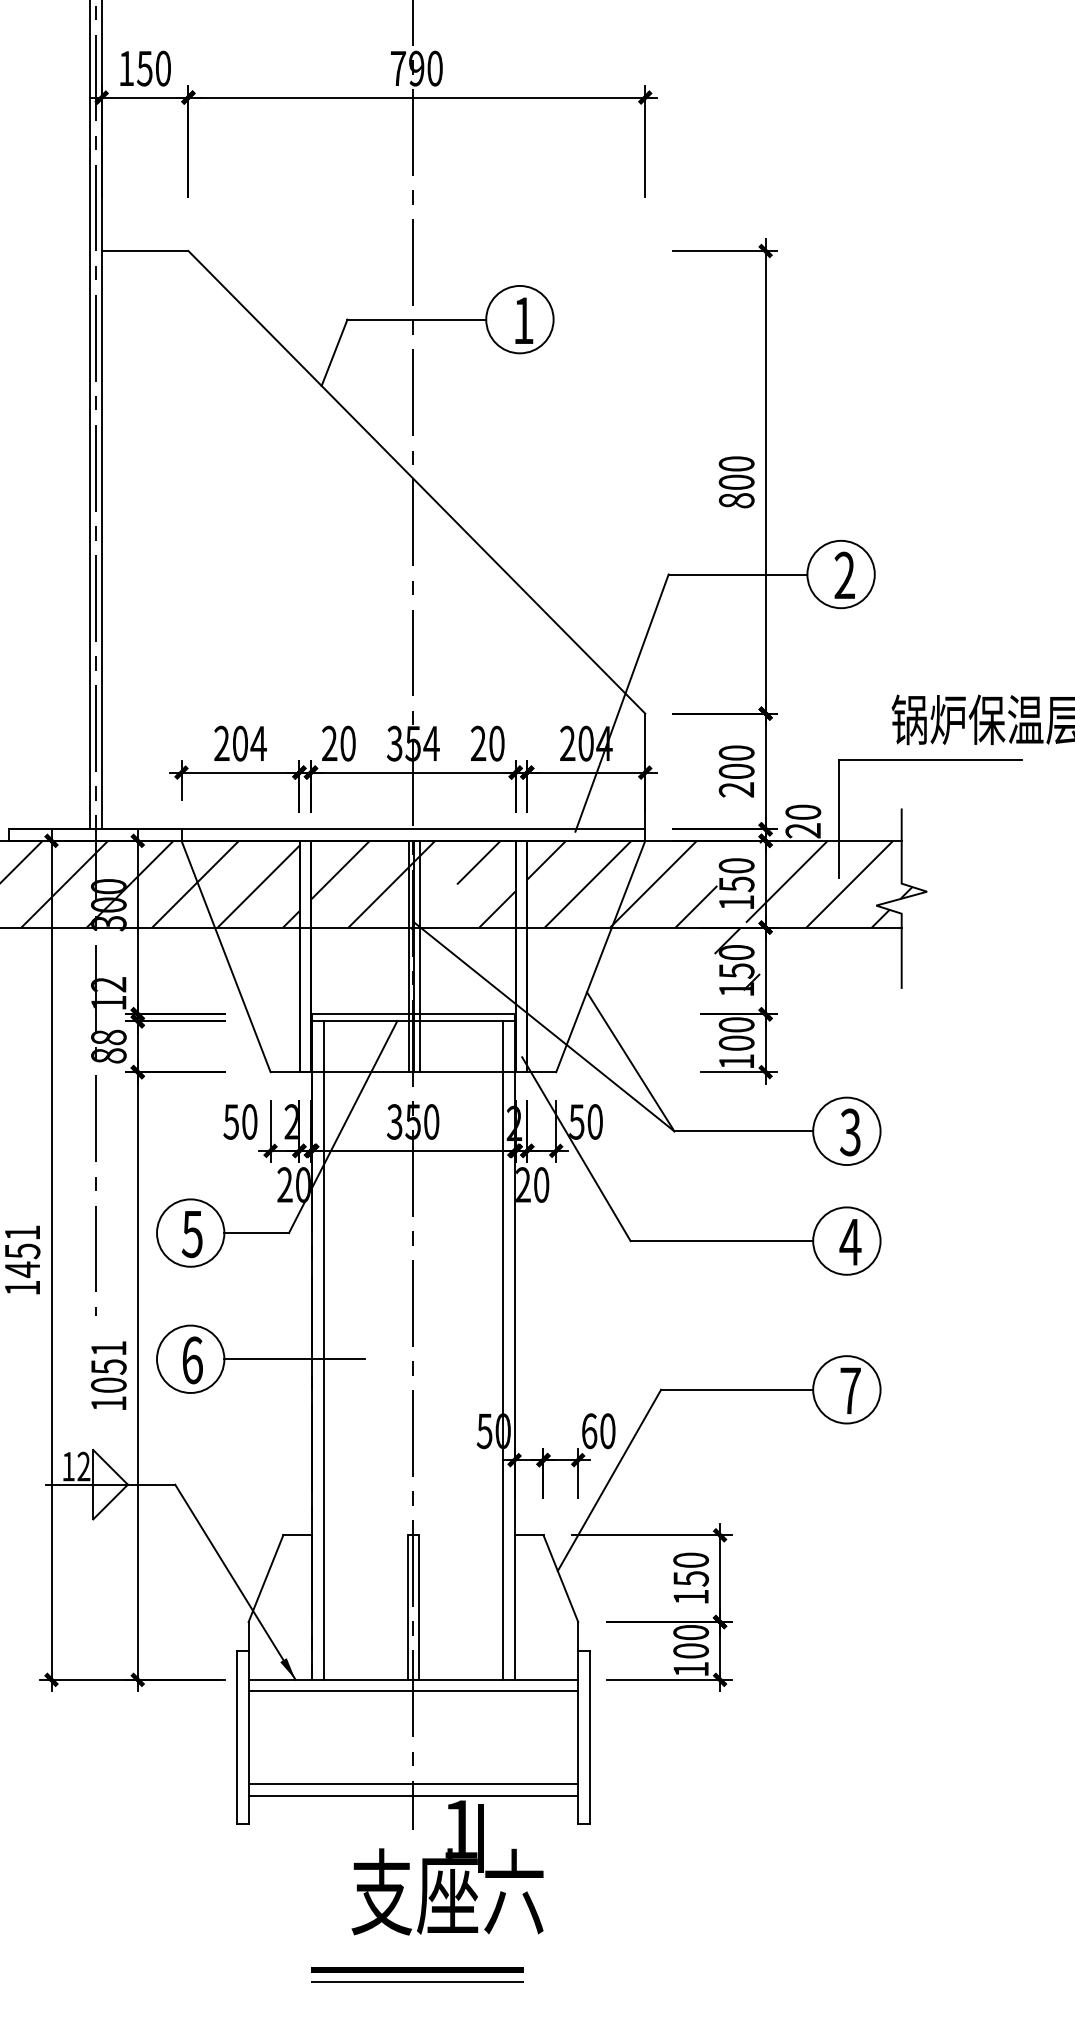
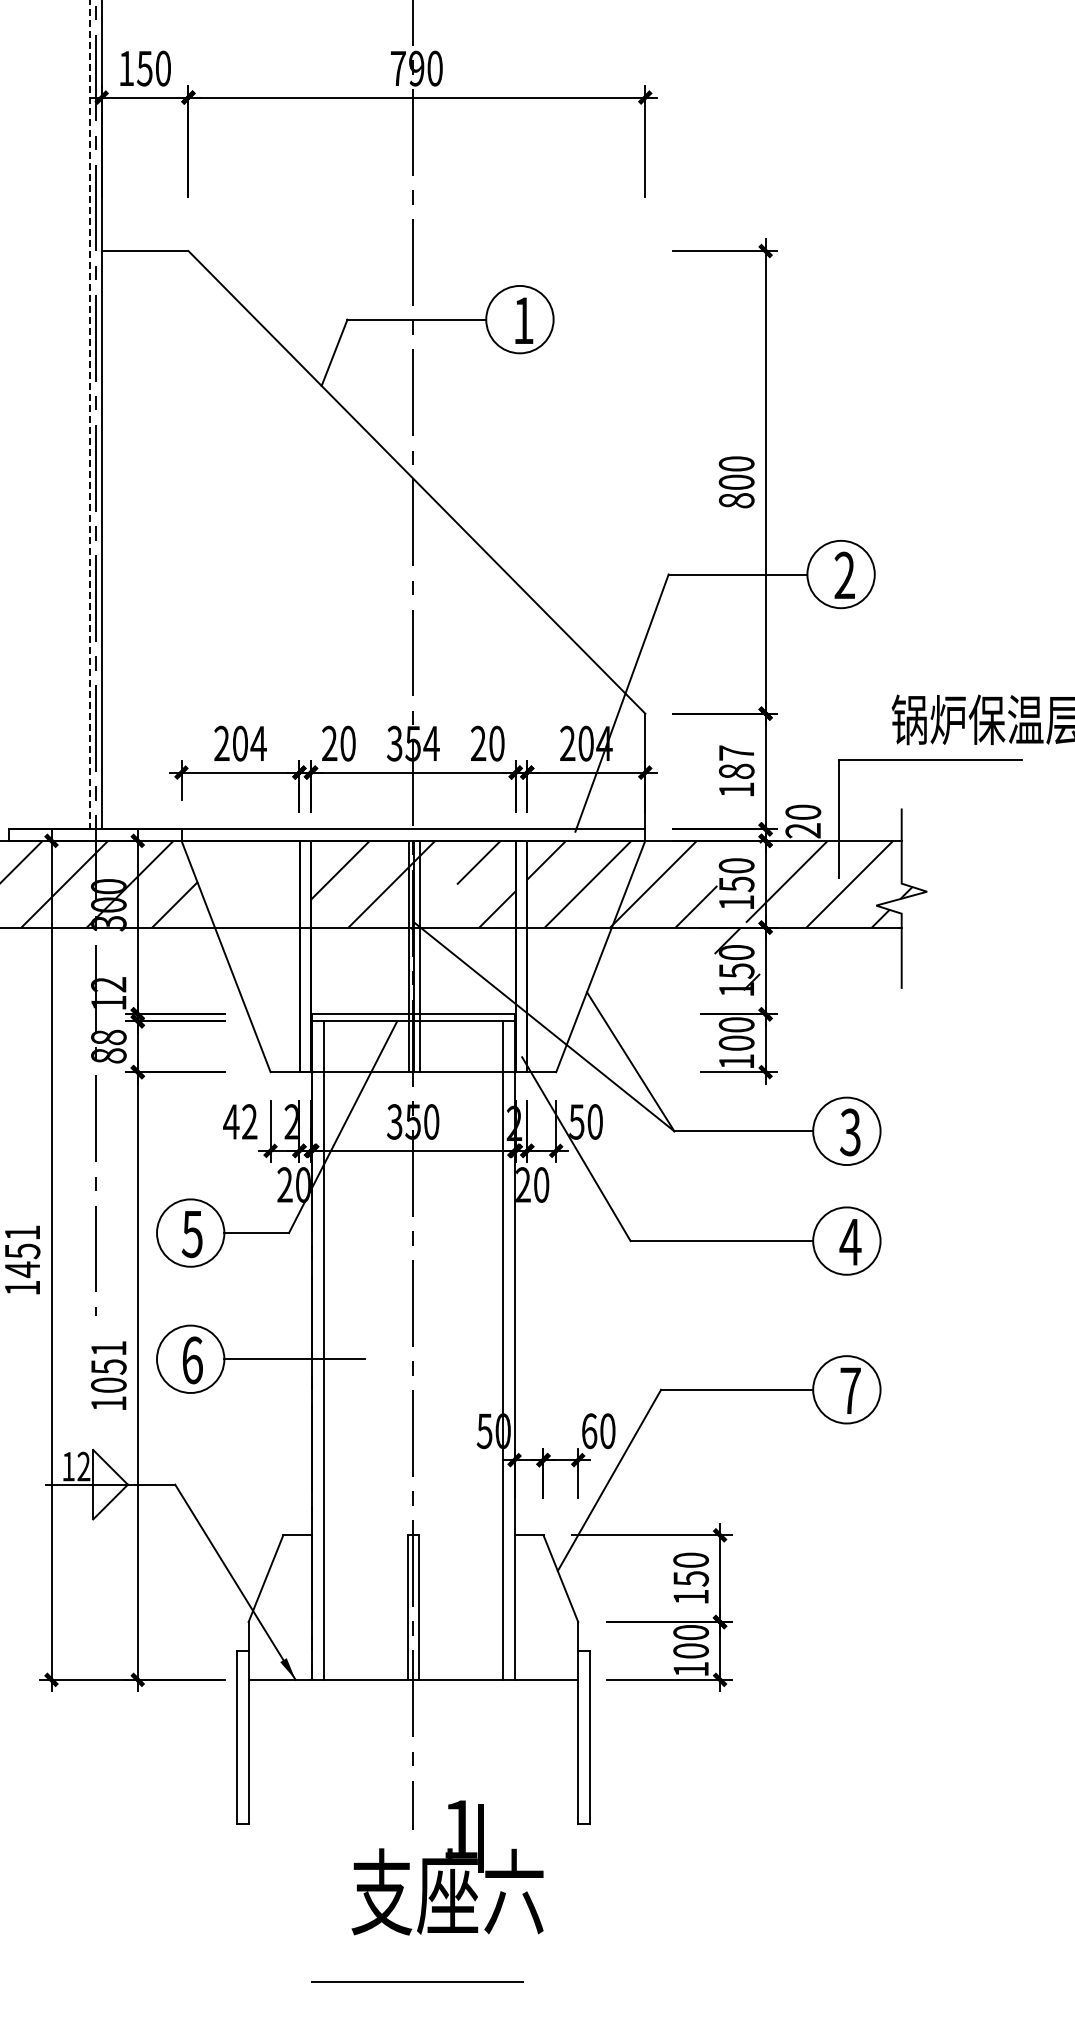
line: solid -> dashed (90, 415)
text: 200 -> 187 (736, 771)
hatch: present -> none (248, 883)
text: 50 -> 42 (240, 1121)
line: present -> none (413, 1691)
line: present -> none (413, 1783)
line: present -> none (413, 1795)
line: present -> none (417, 1969)
